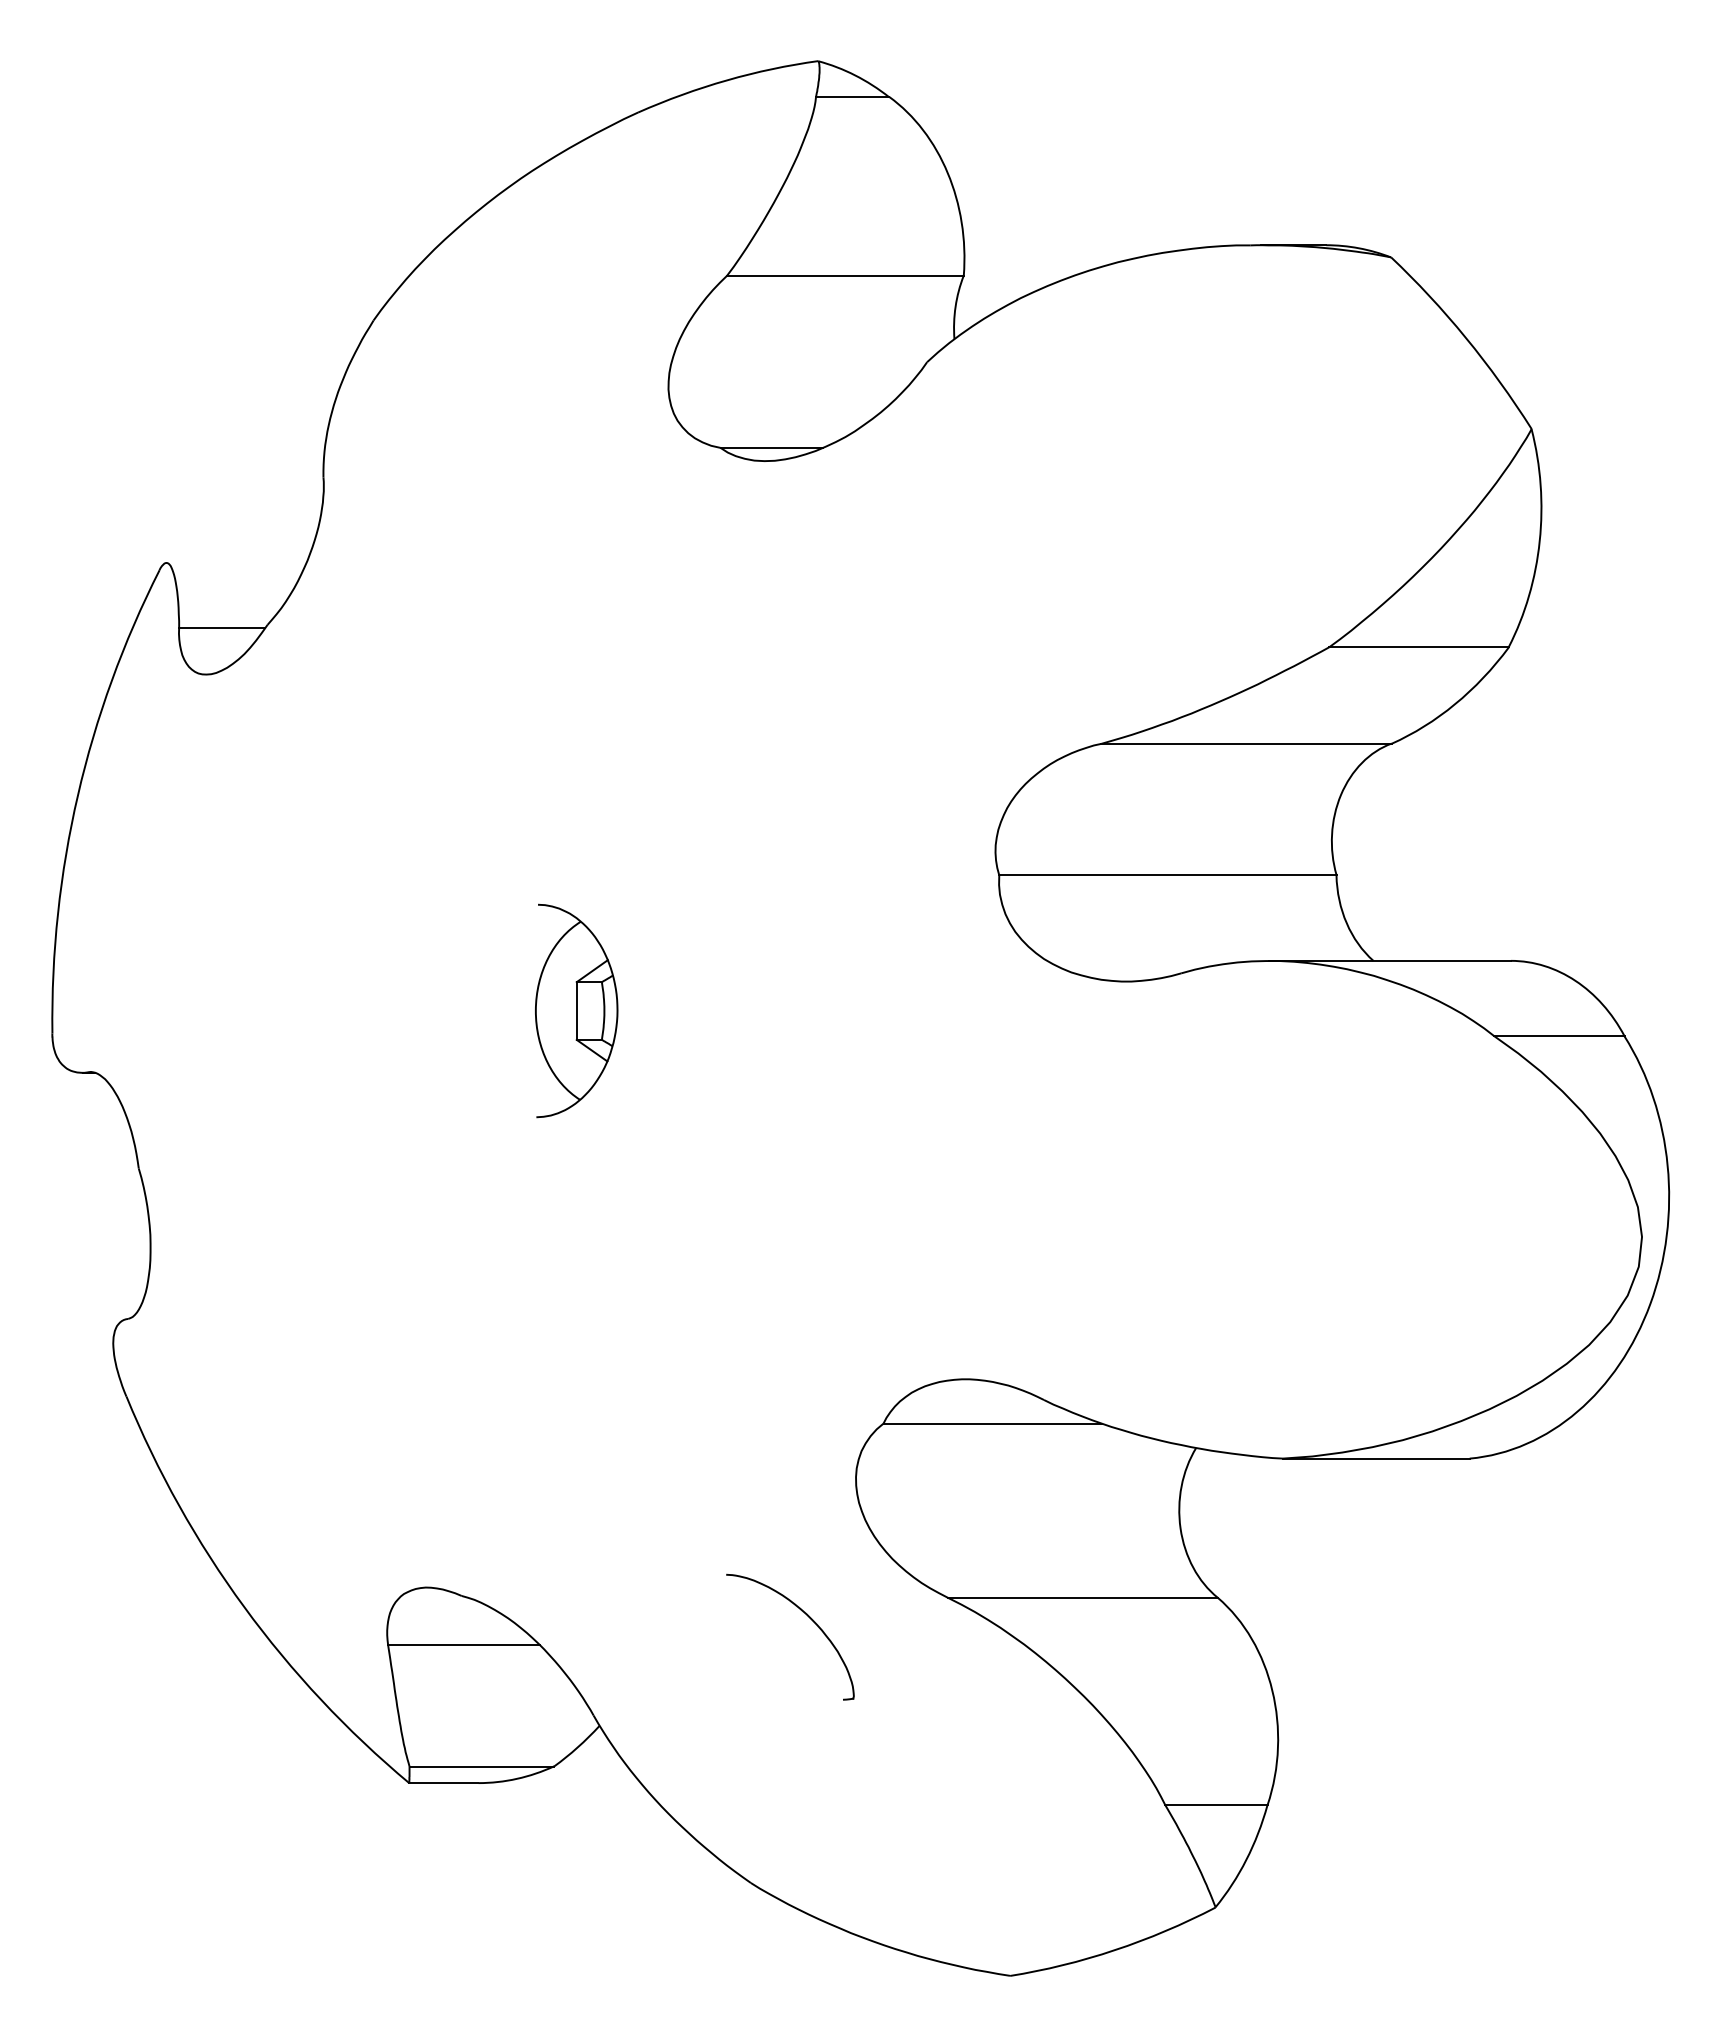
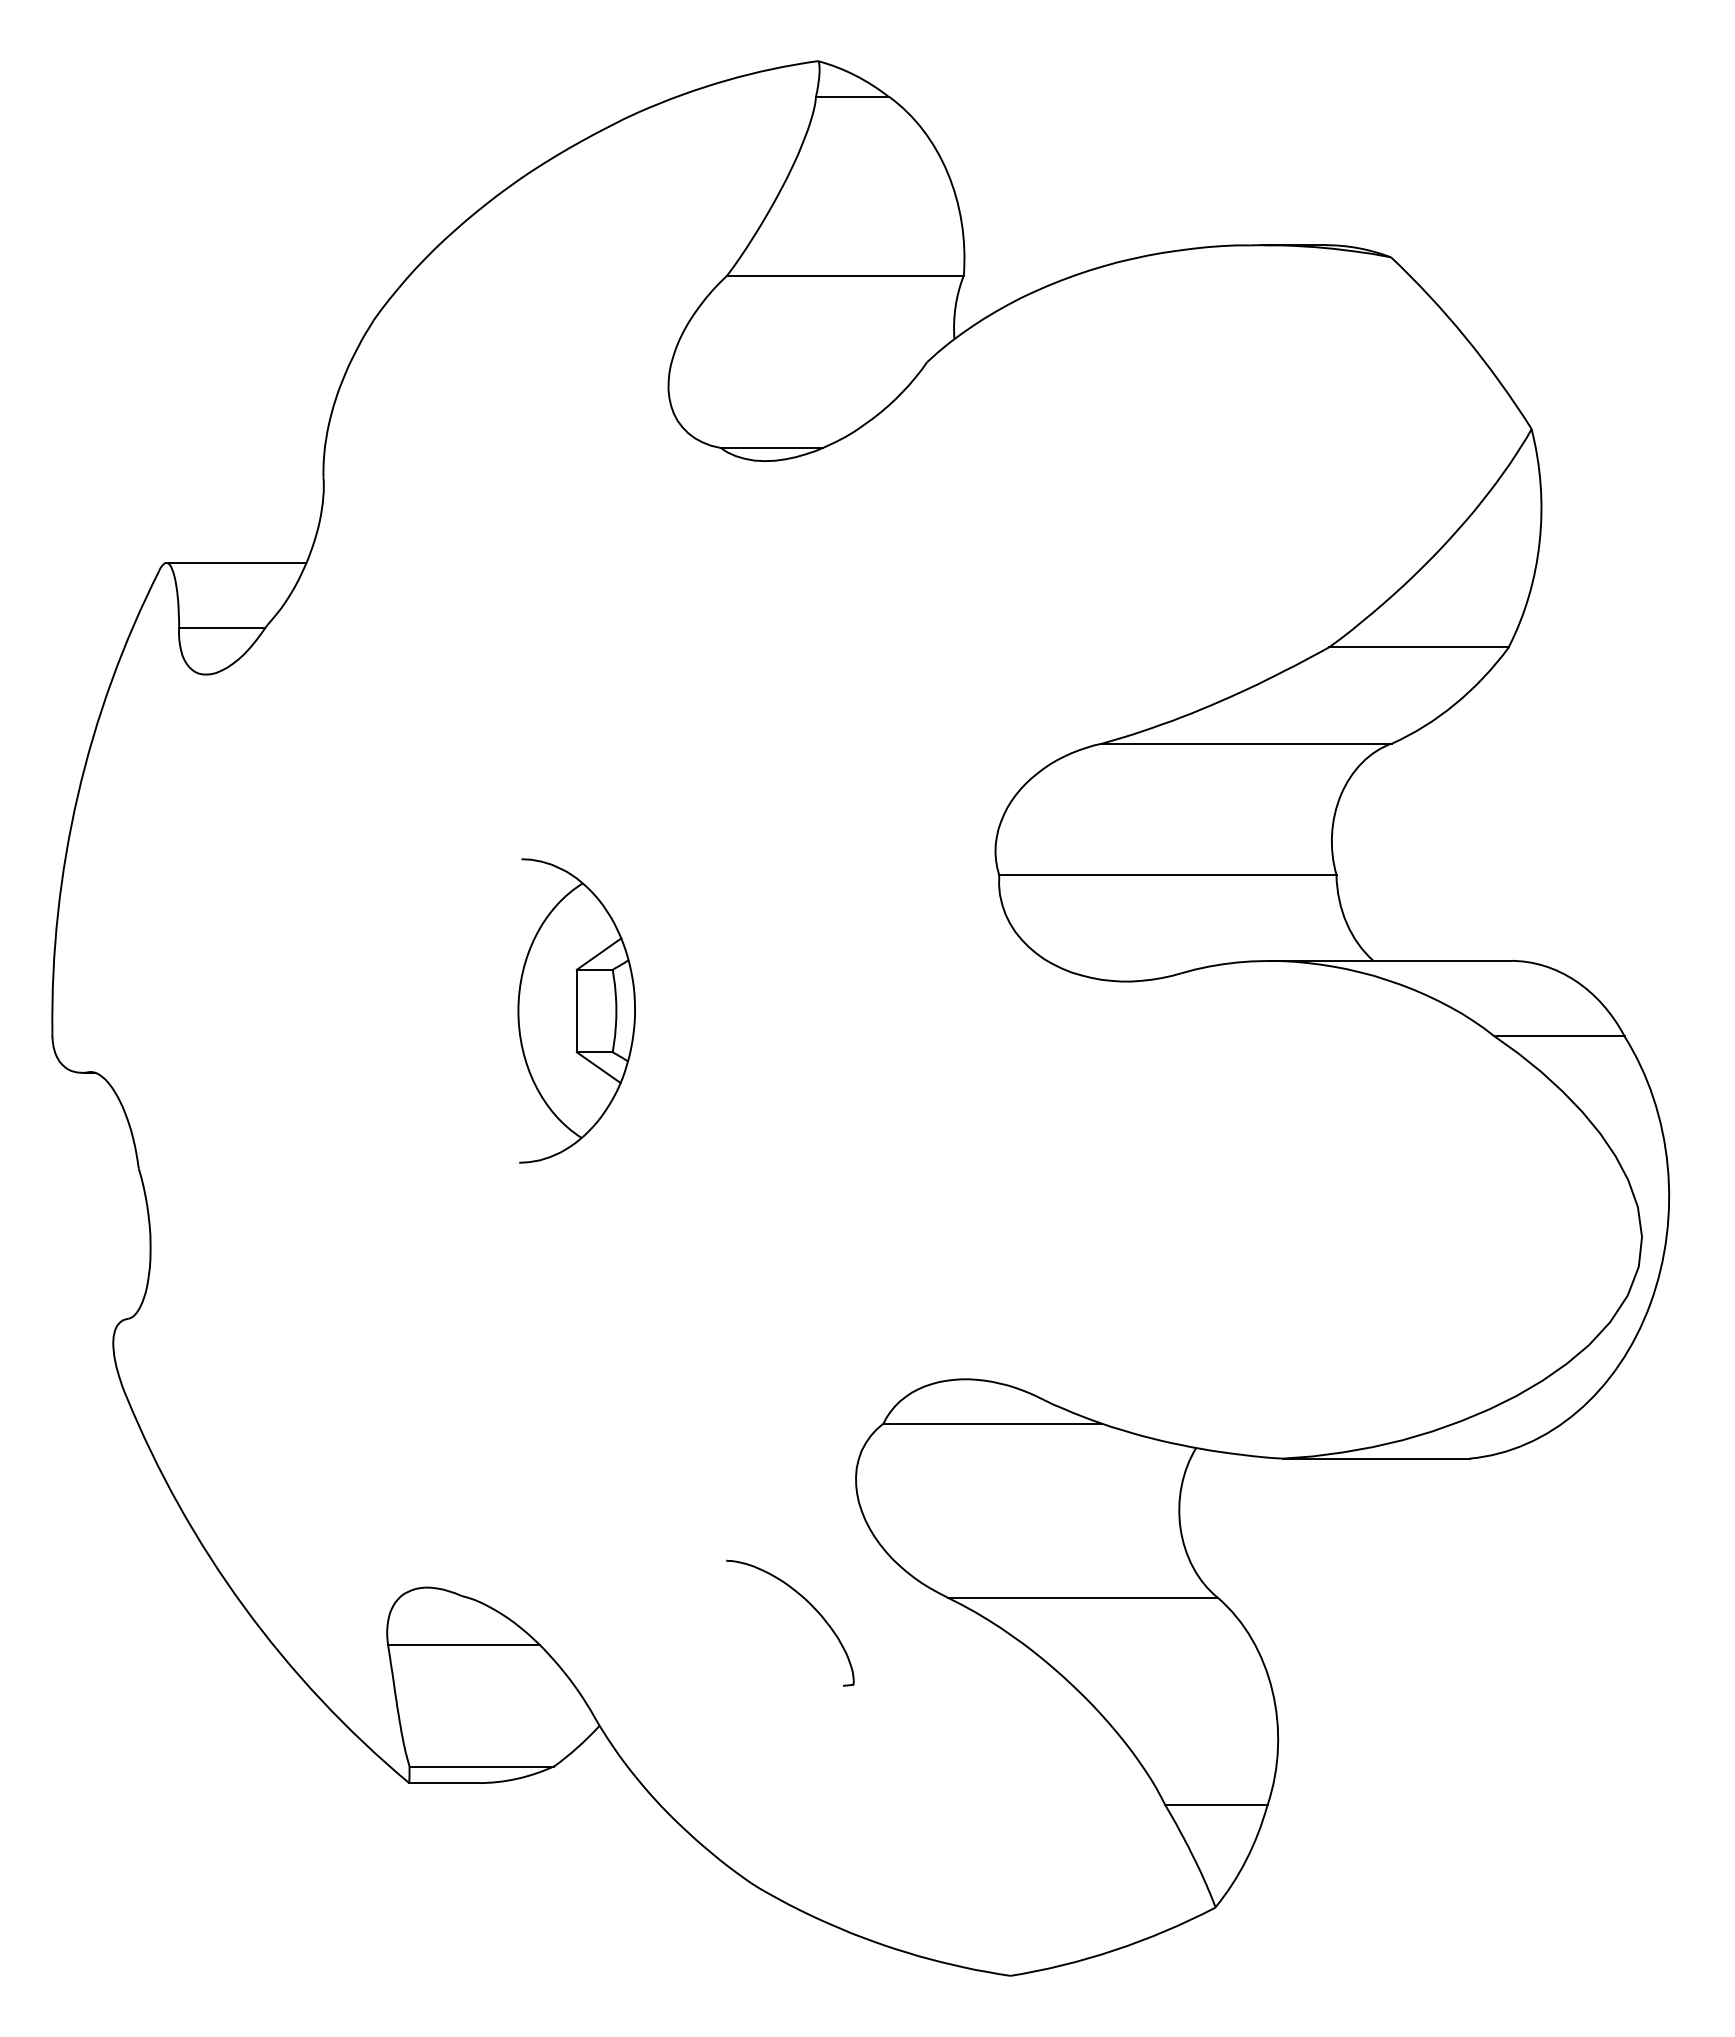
line: none -> present (236, 562)
part size: 84x216 px -> 119x306 px (576, 1010)
part position: (808, 1617) -> (808, 1603) (808, 1603)
